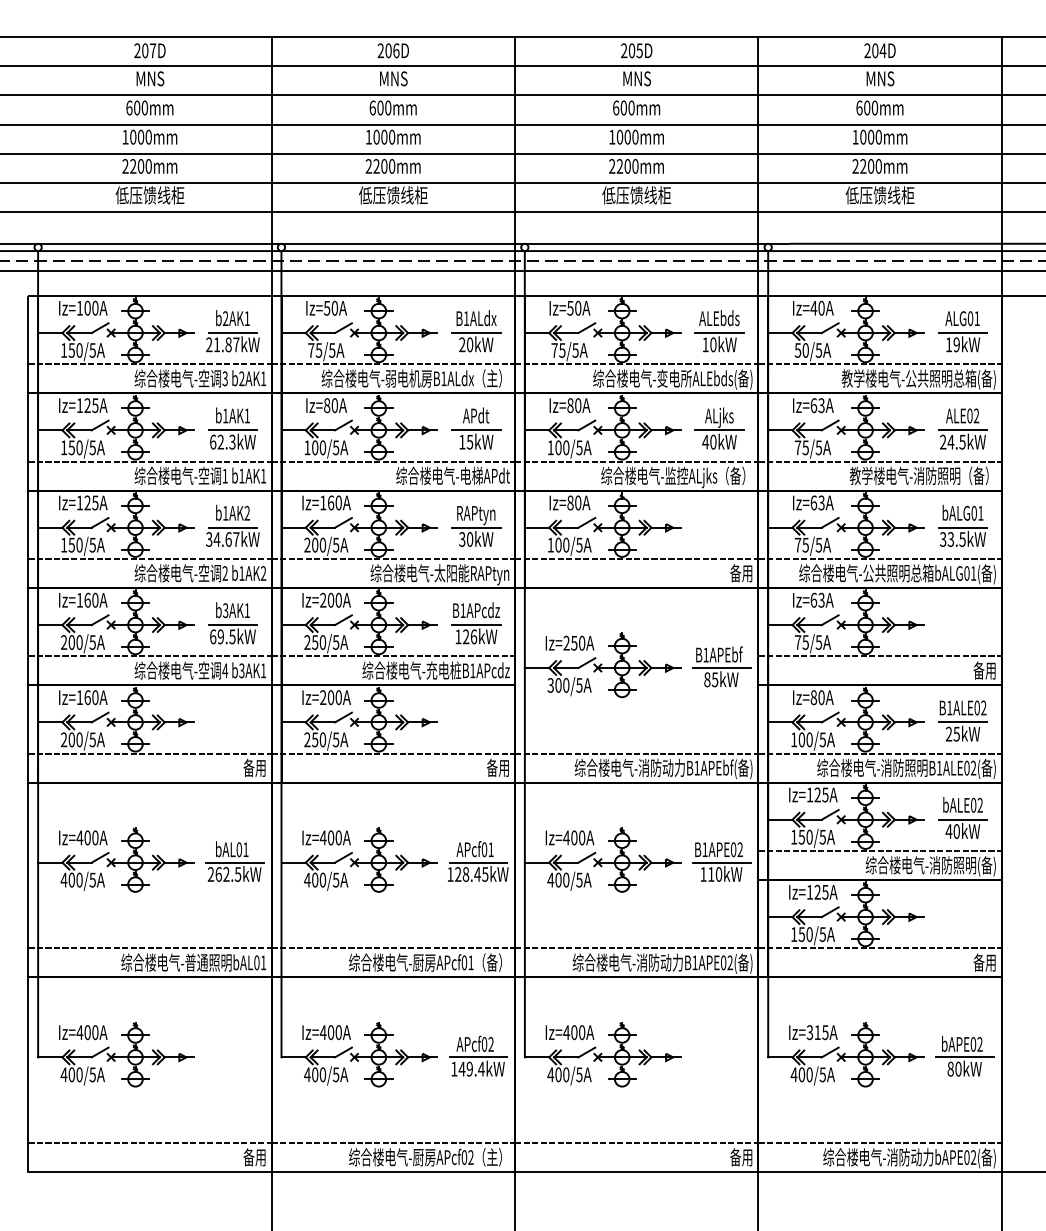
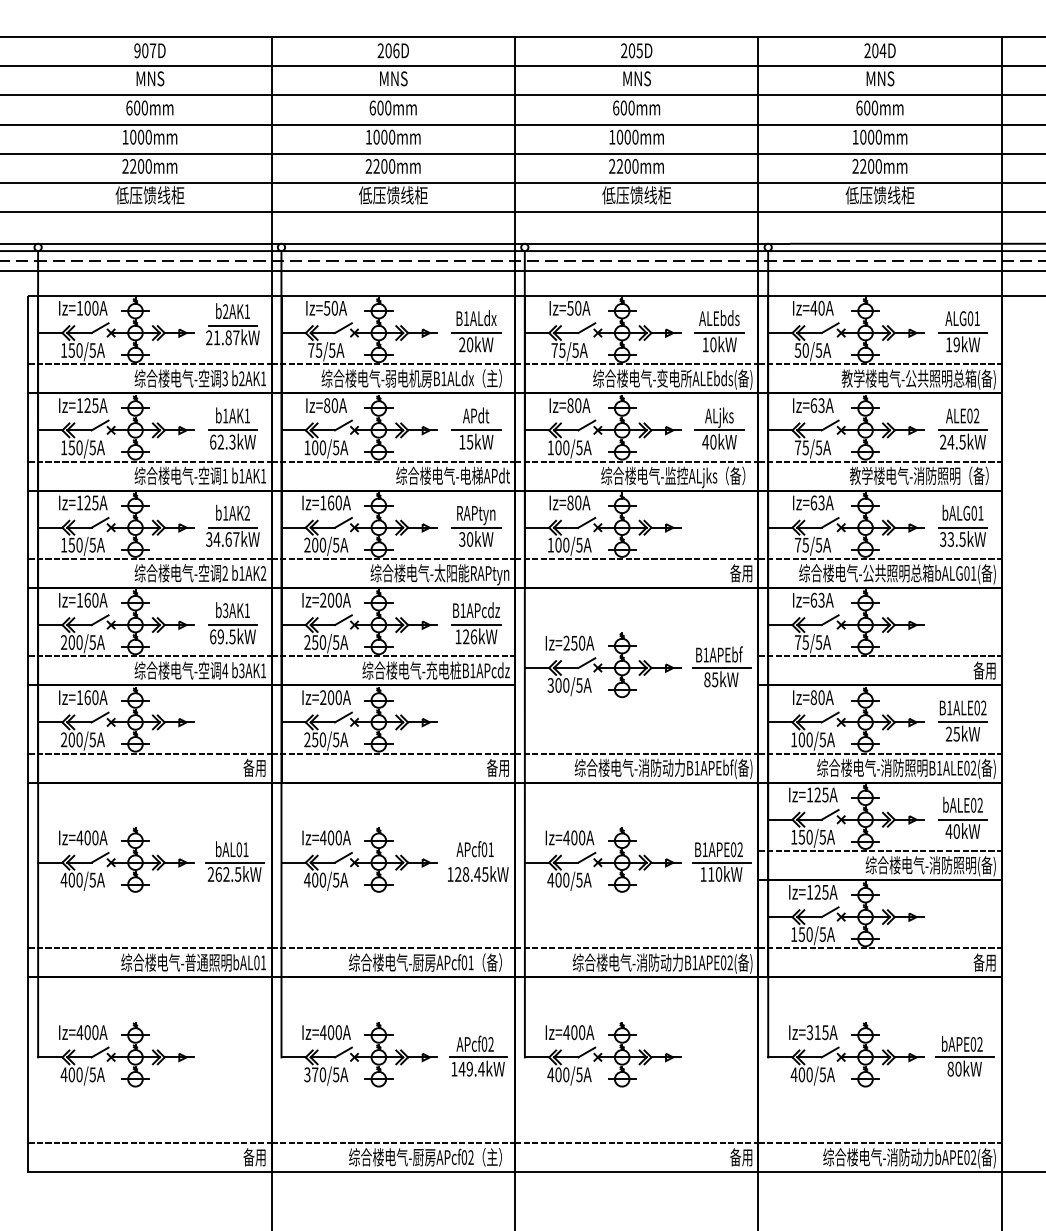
text: 207D -> 907D (137, 51)
part position: (232, 331) -> (232, 324) (232, 324)
line: present -> none (478, 862)
text: 400/5A -> 370/5A (311, 1074)
